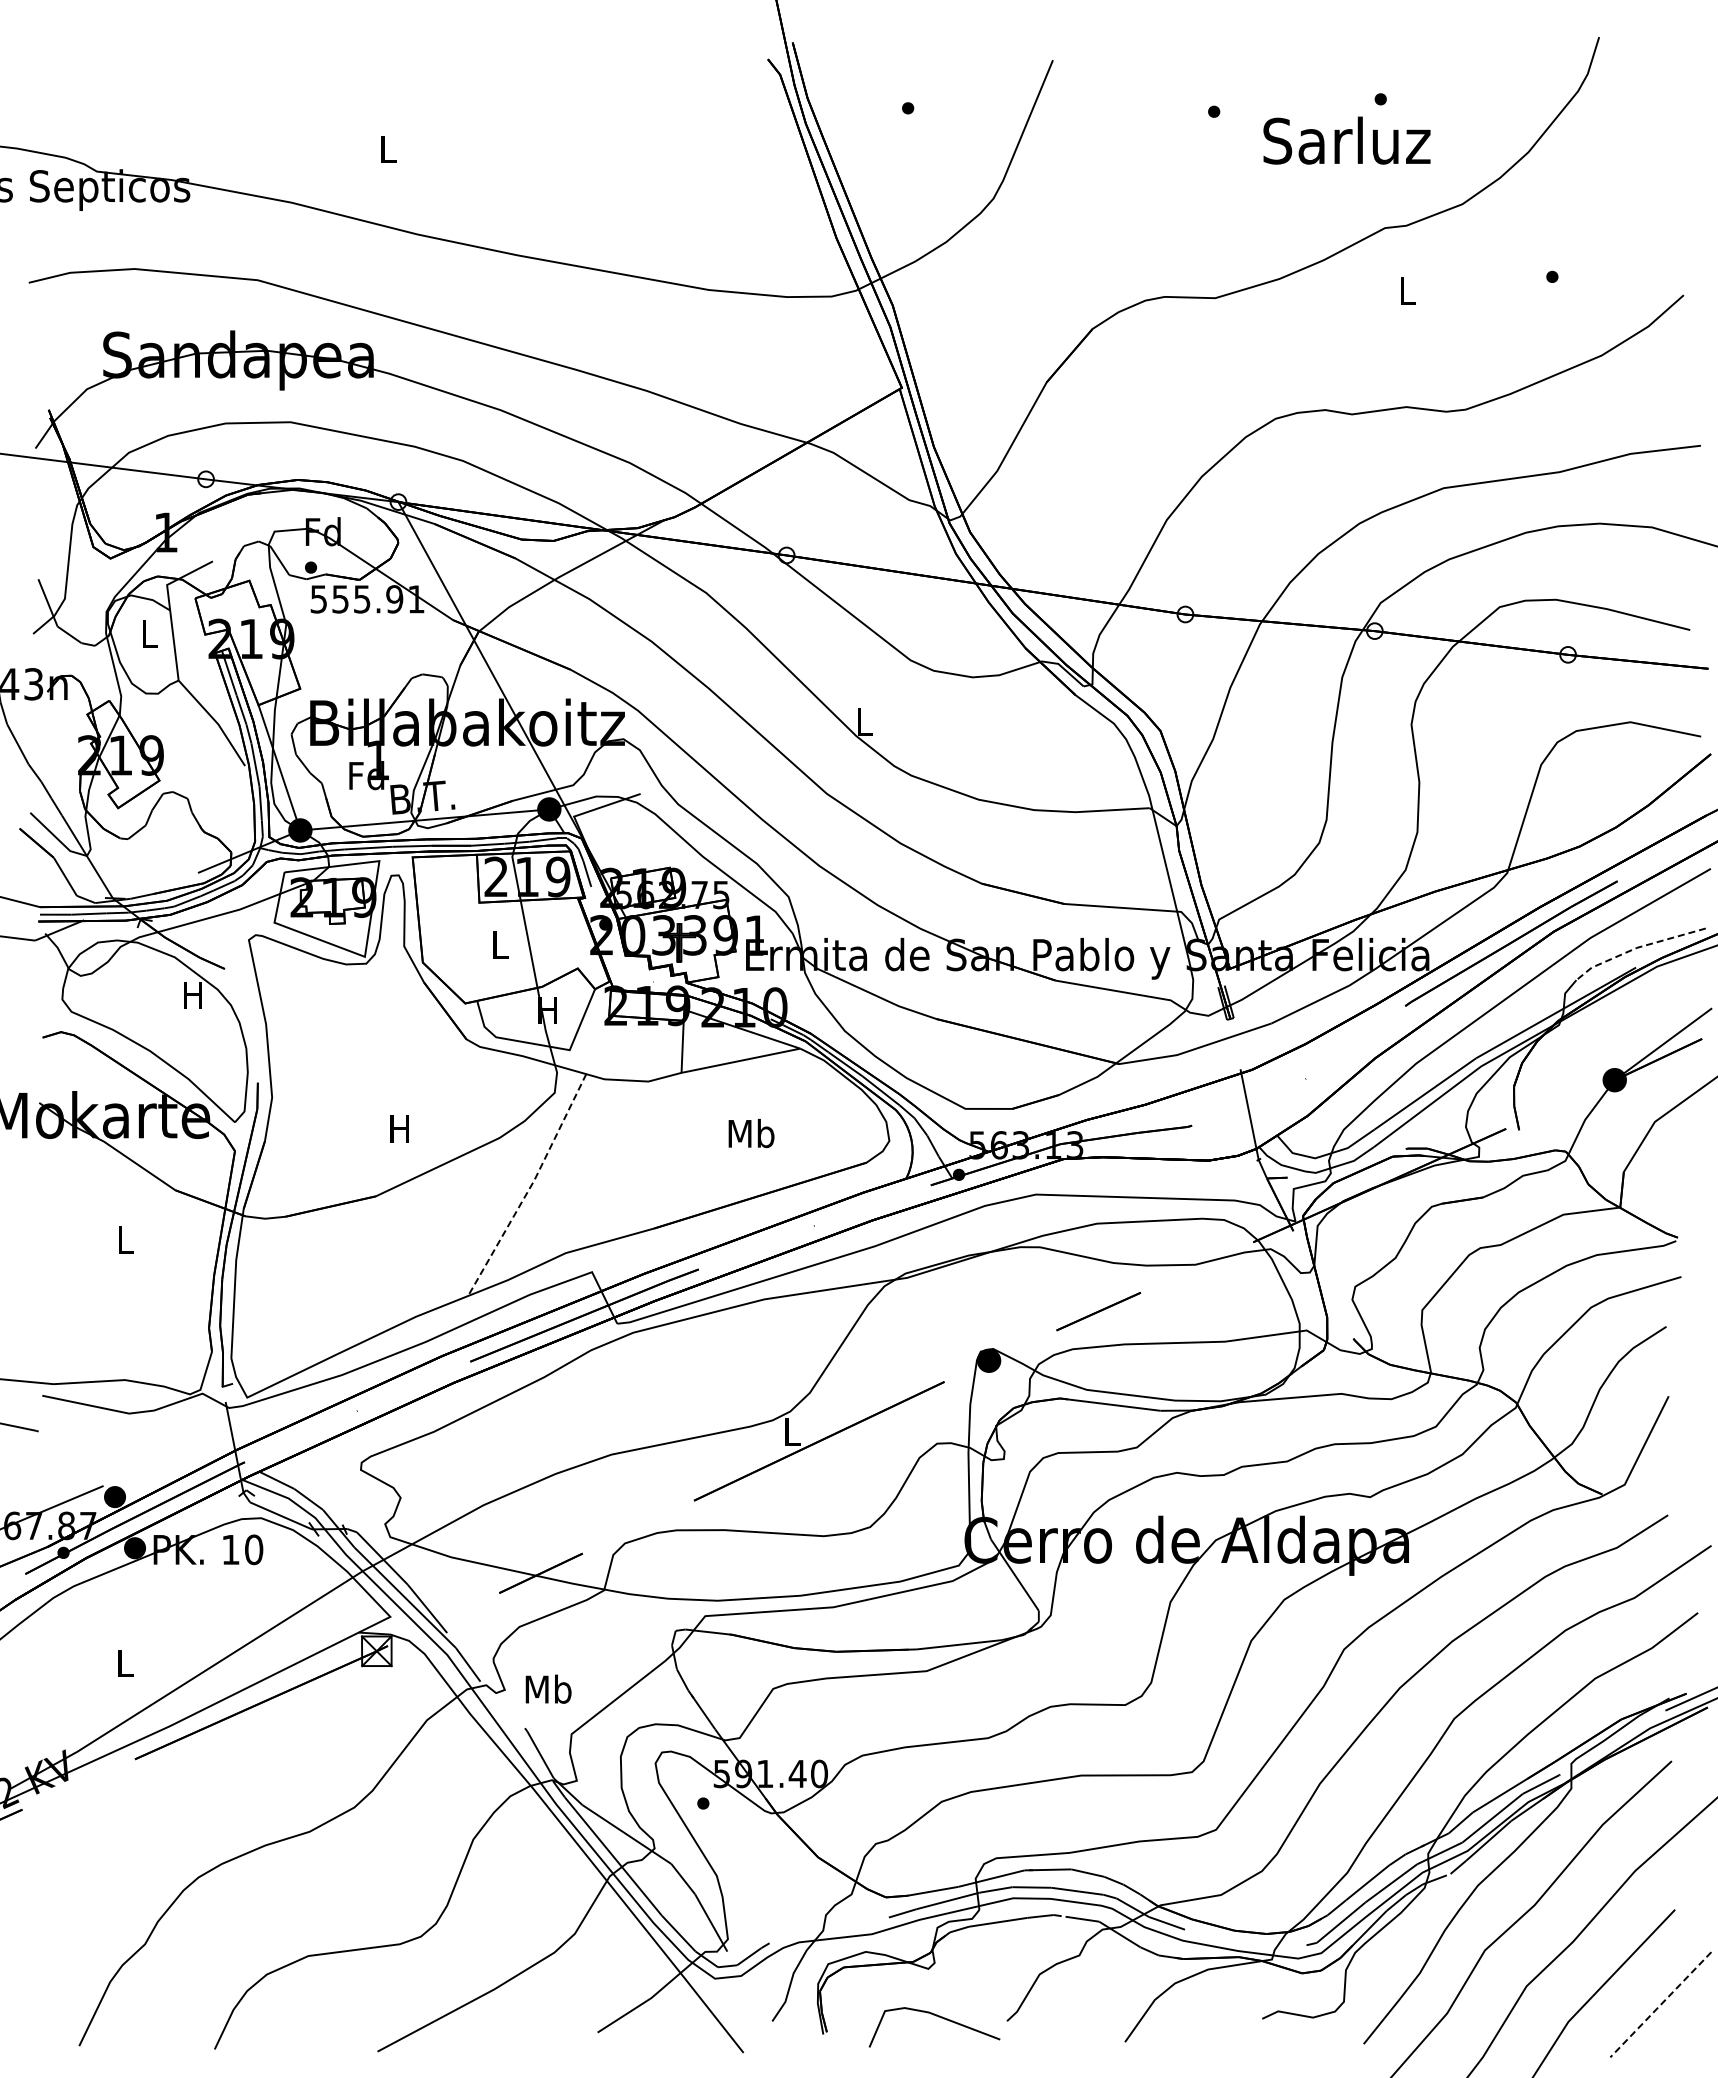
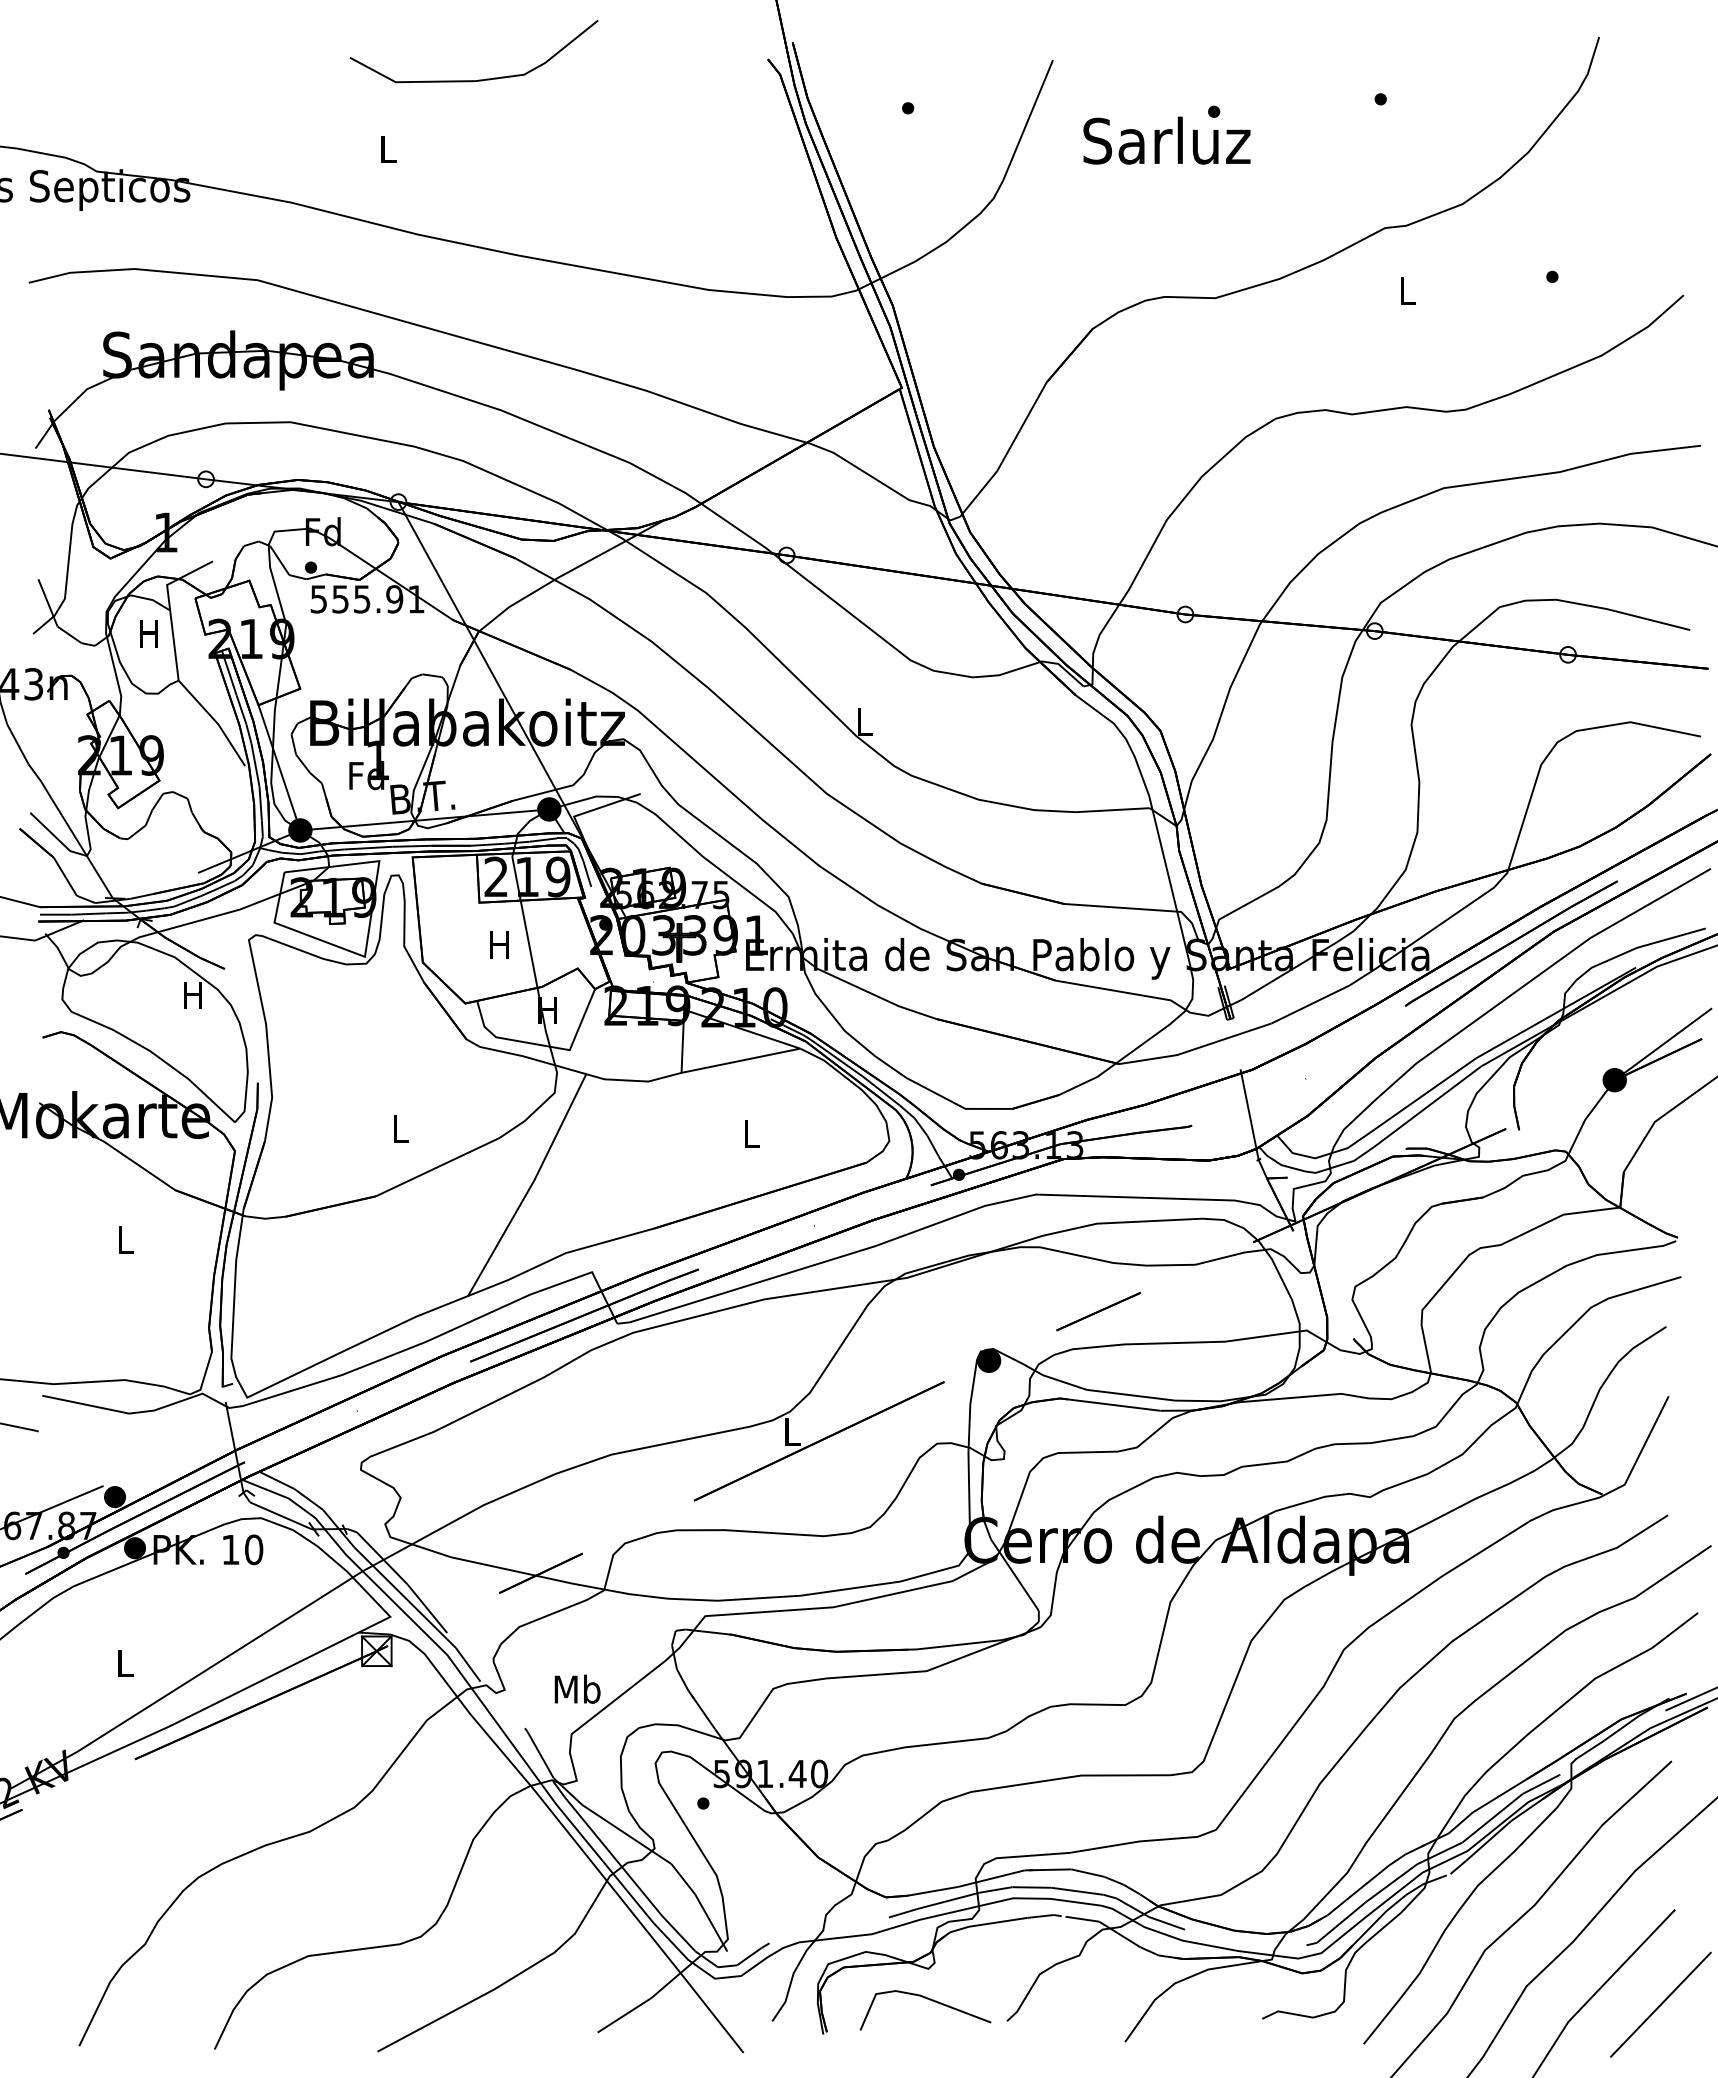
curve: none -> present (478, 79)
text position: (1346, 140) -> (1166, 140) (1166, 140)
text: L -> H (148, 633)
text: L -> H (499, 944)
line: dashed -> solid (1637, 947)
text: H -> L (399, 1128)
text: Mb -> L (751, 1133)
line: dashed -> solid (530, 1186)
text position: (548, 1688) -> (577, 1688) (577, 1688)
line: dashed -> solid (1660, 2004)
line position: (938, 2017) -> (929, 2000) (929, 2000)
